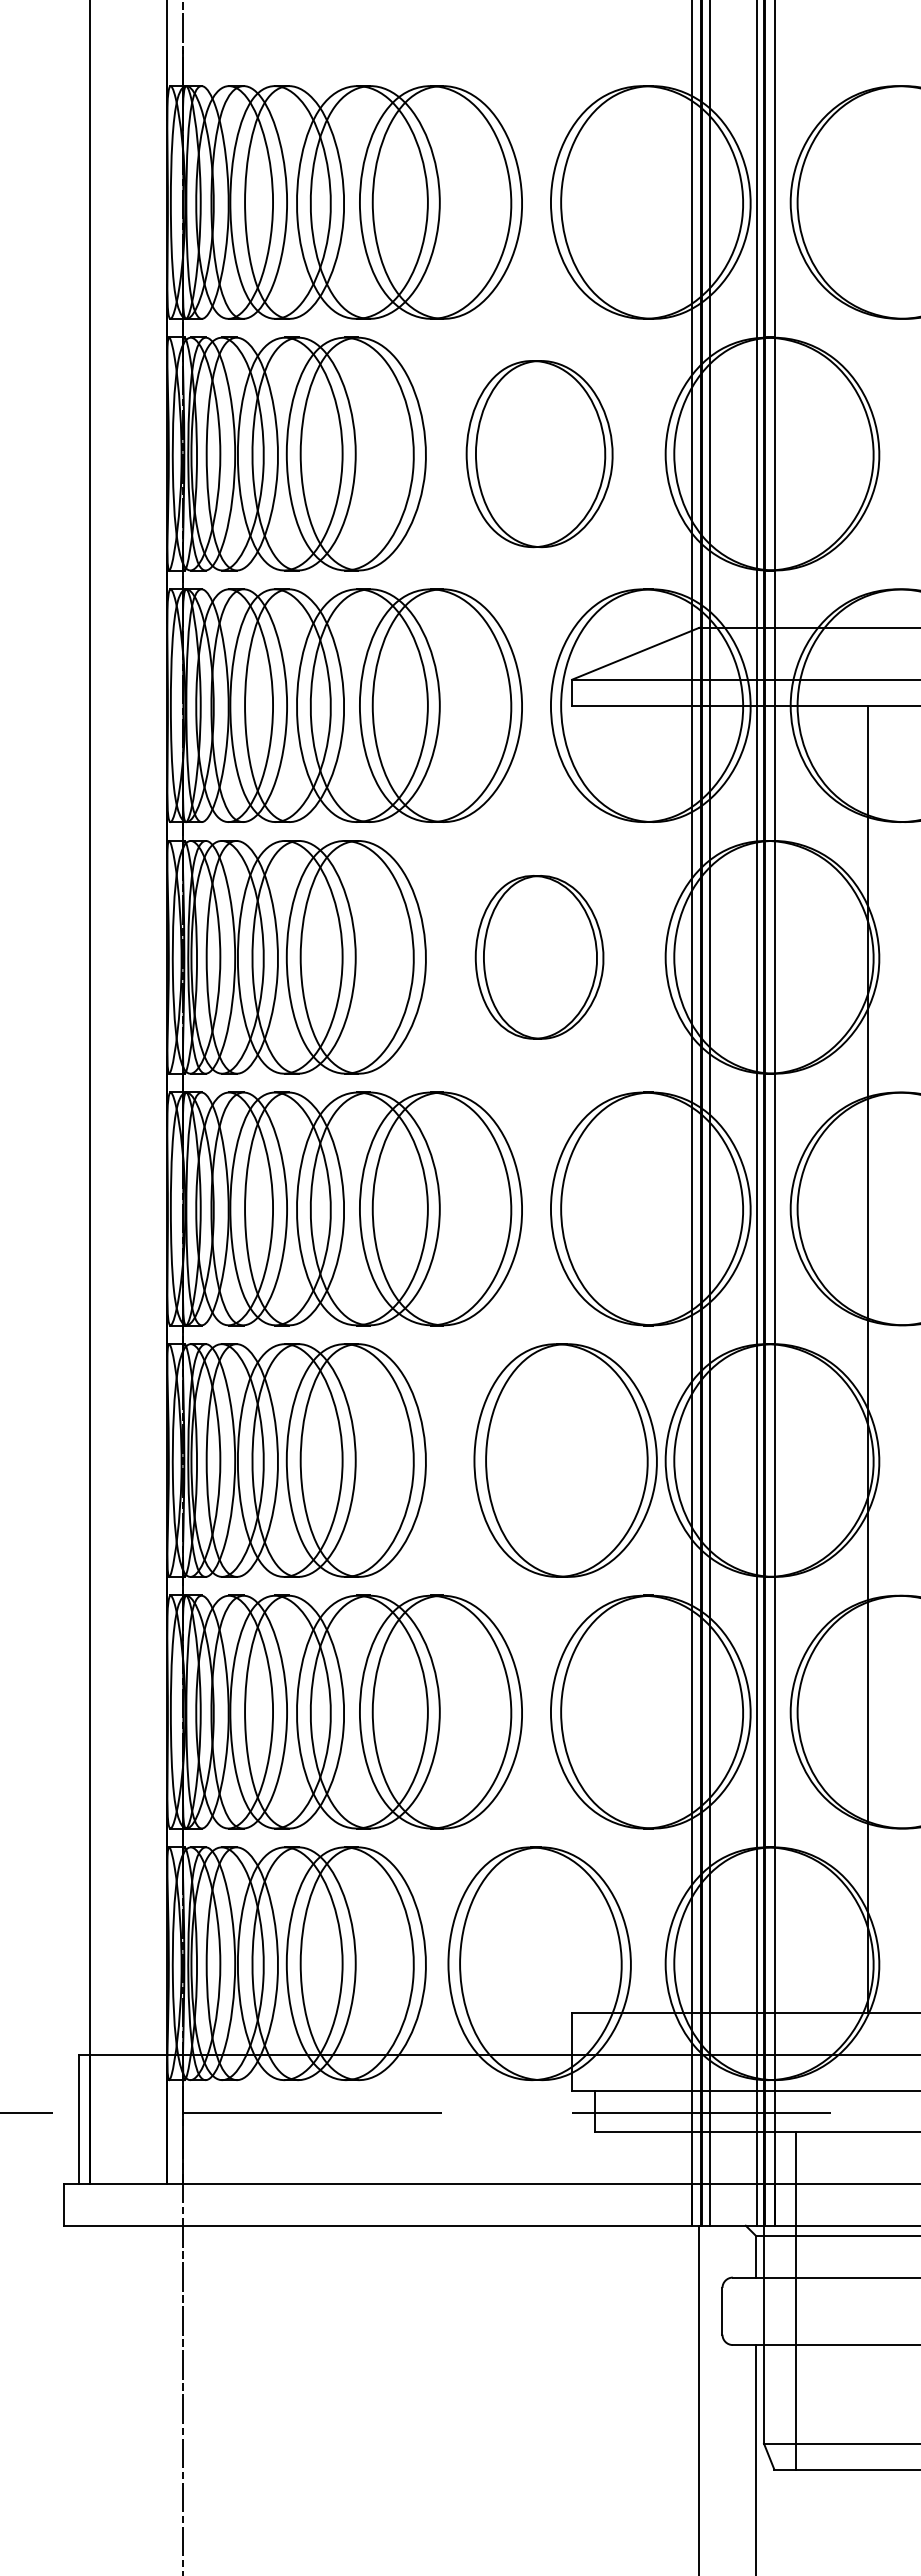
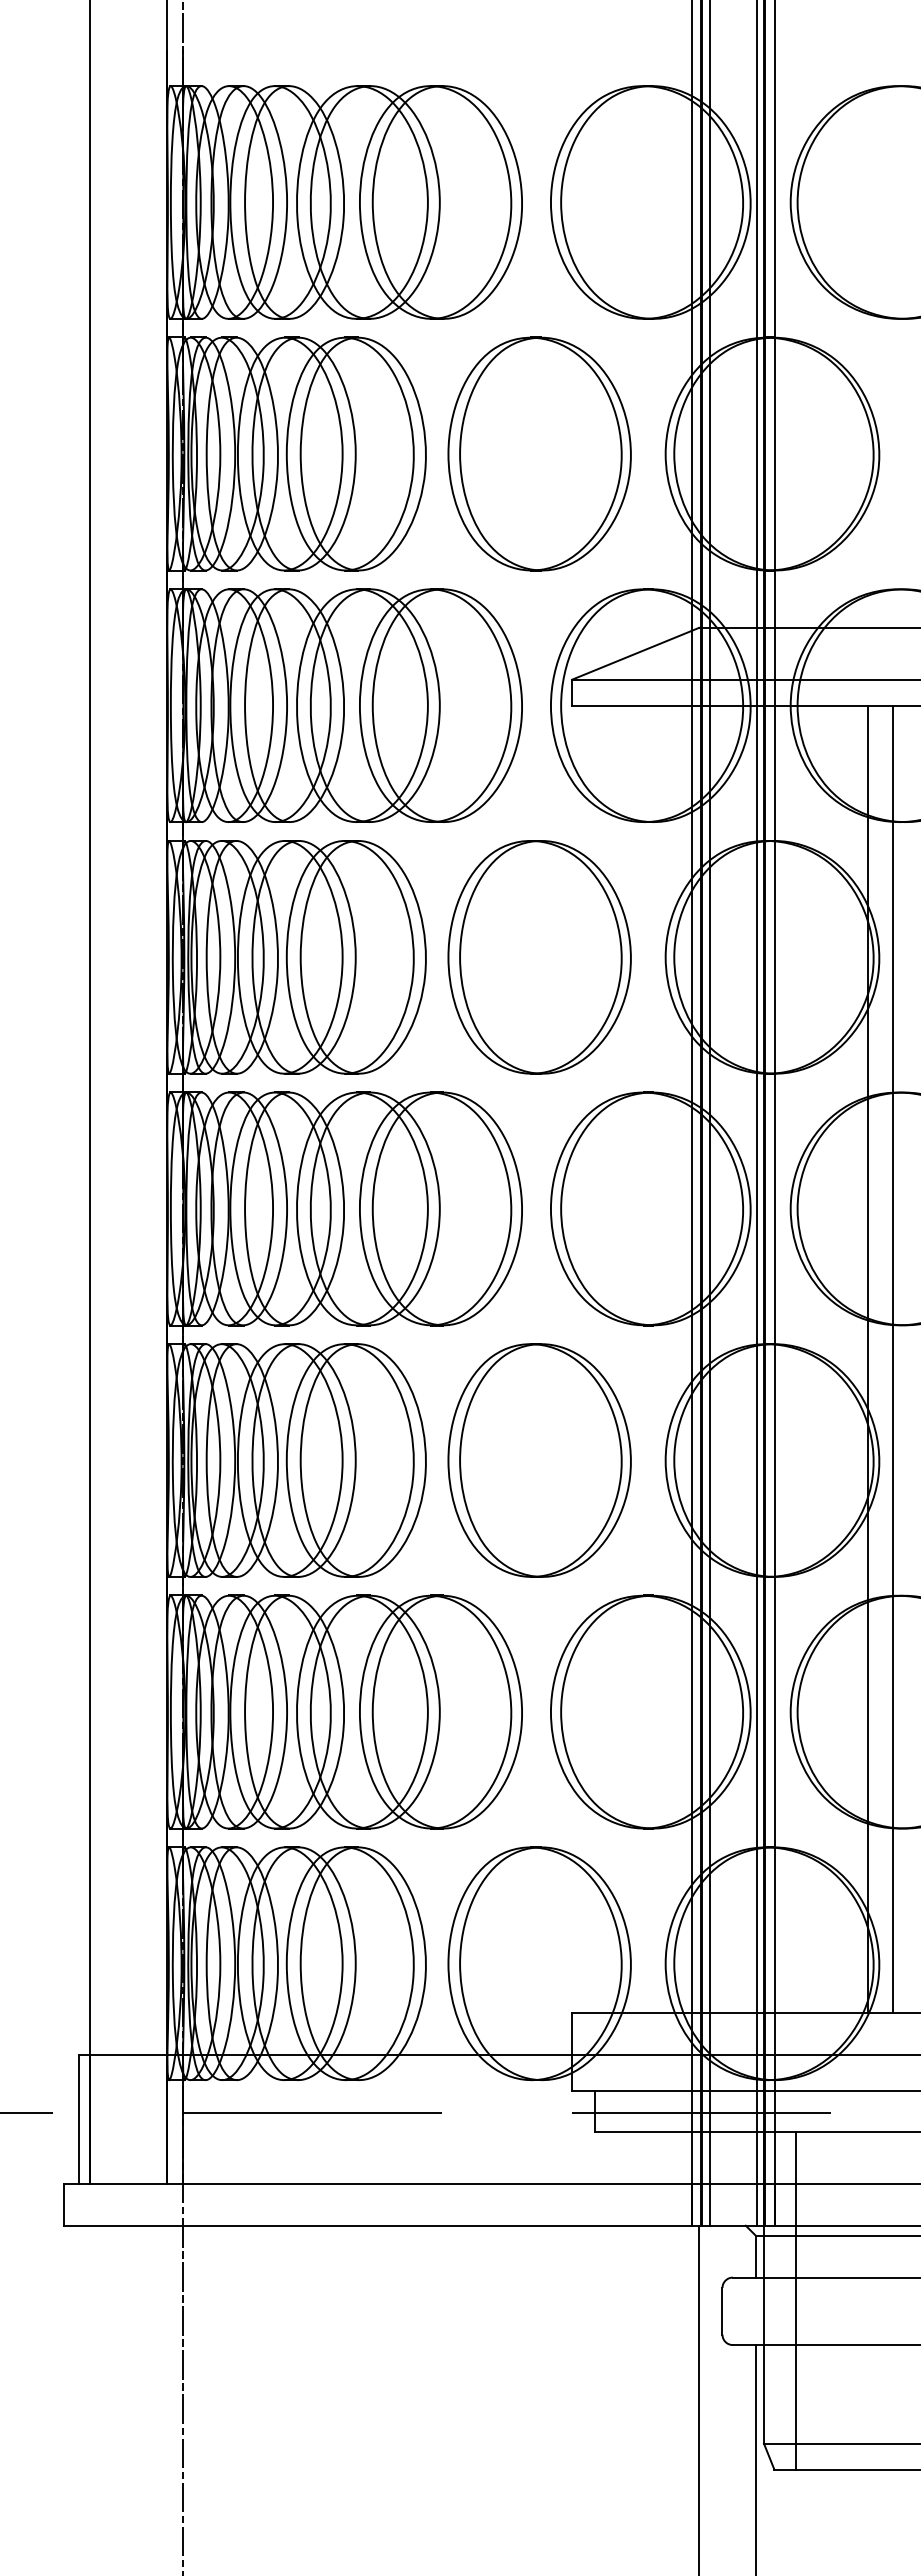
part size: 149x189 px -> 185x236 px (539, 453)
part size: 131x165 px -> 185x235 px (539, 957)
line: none -> present (893, 1359)
part position: (565, 1460) -> (539, 1460) (539, 1460)
